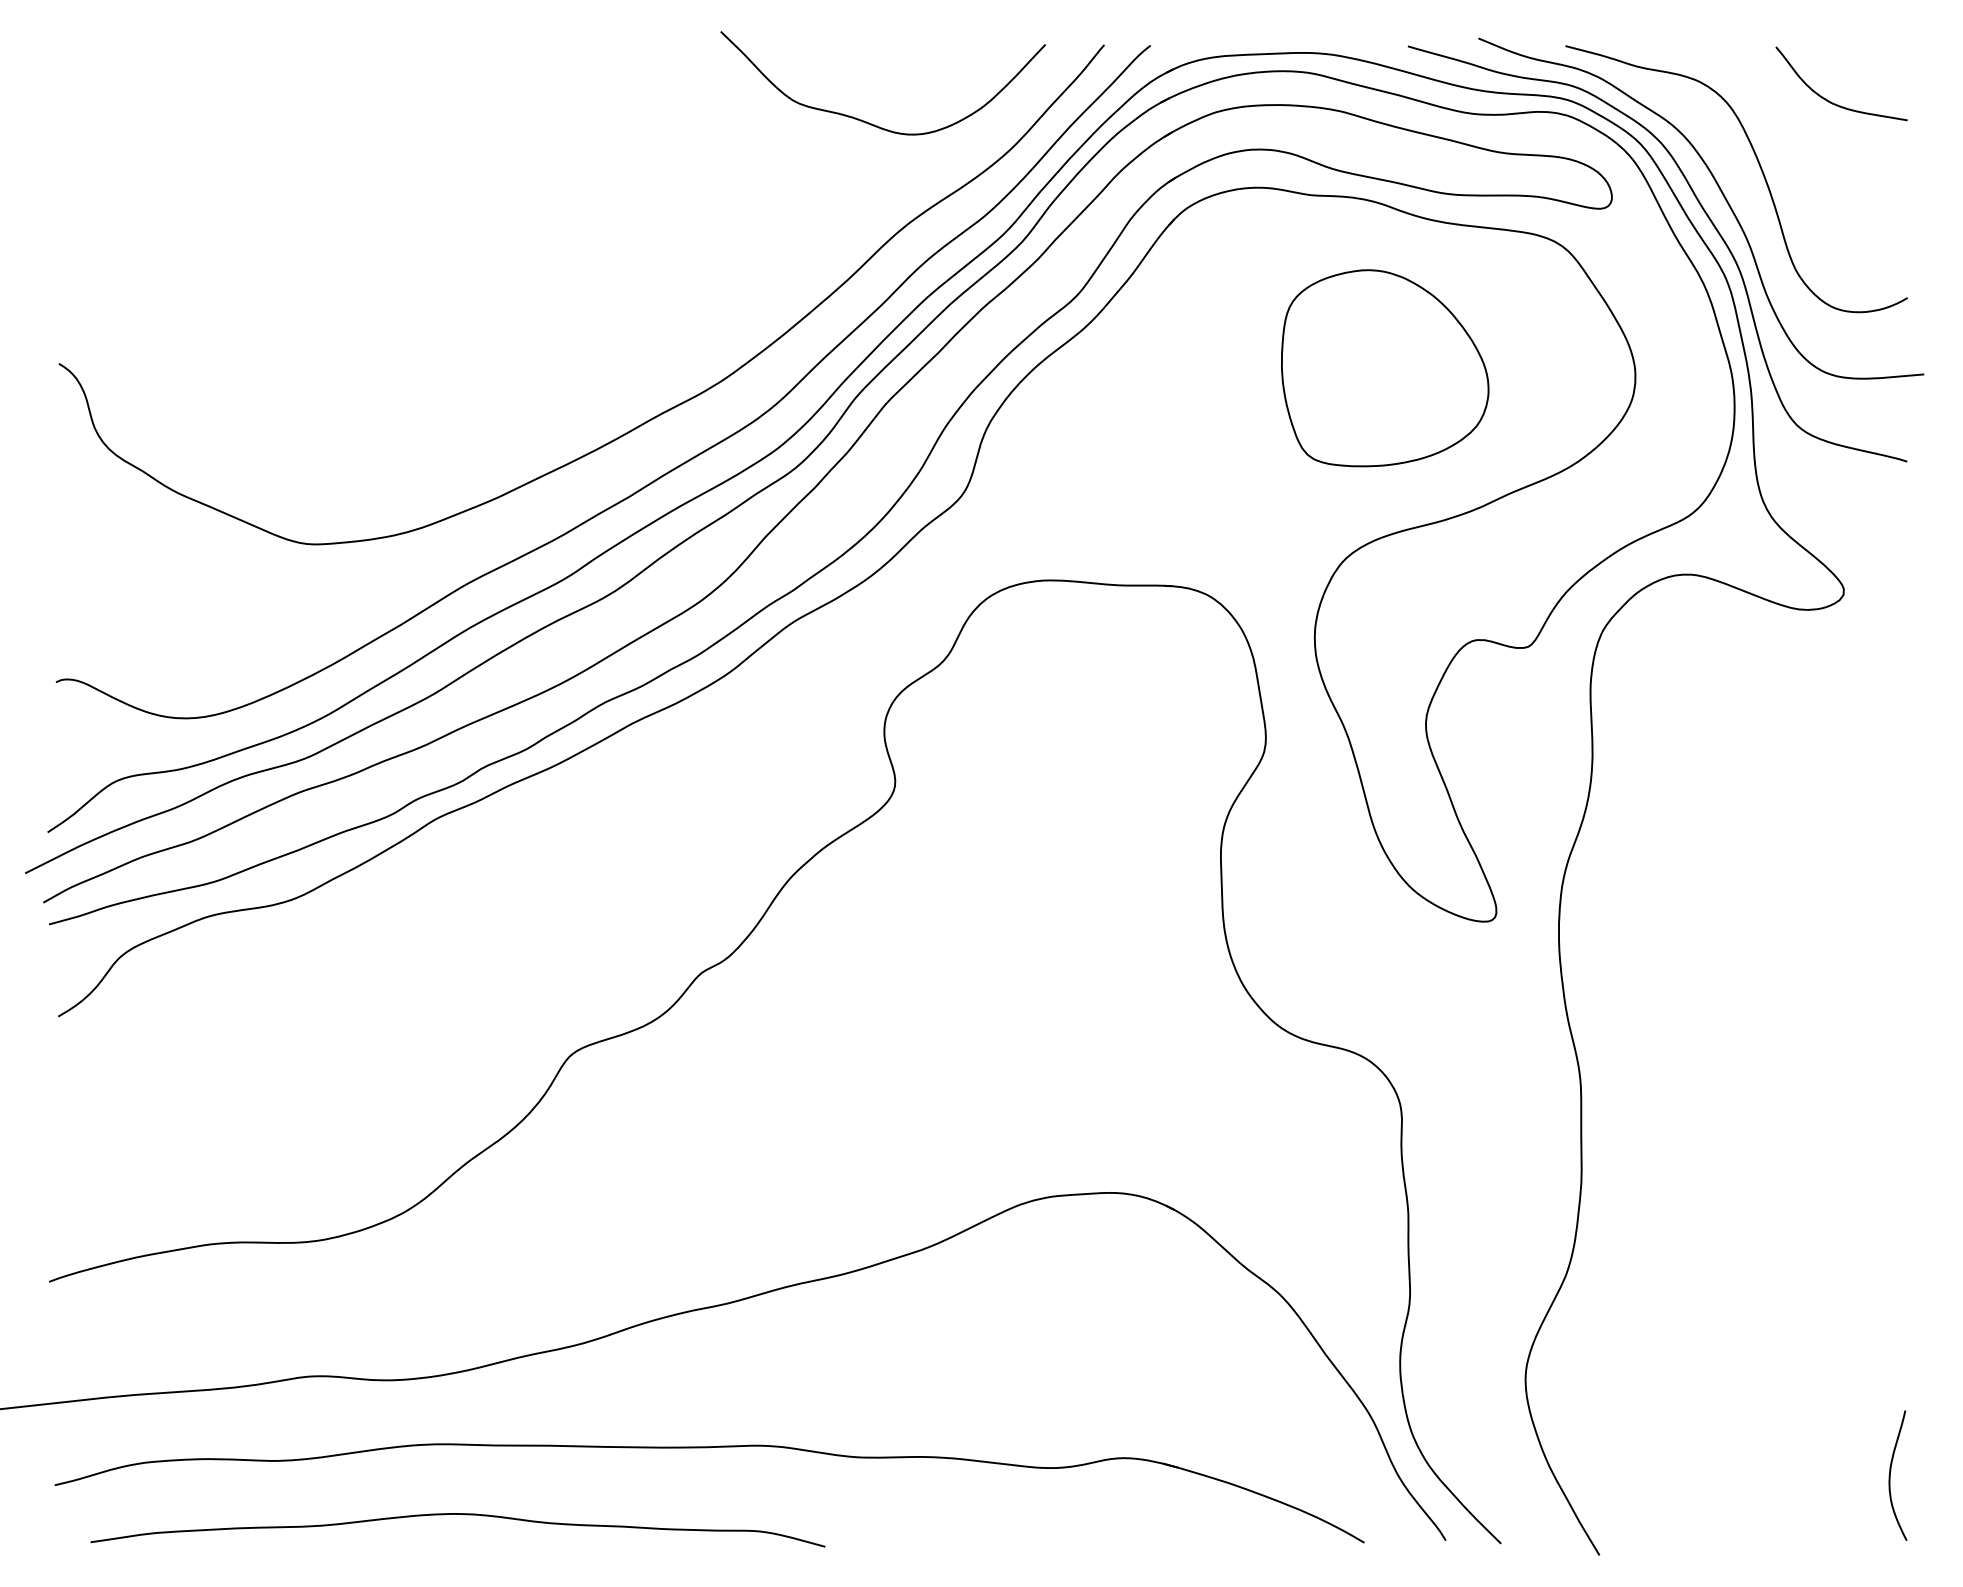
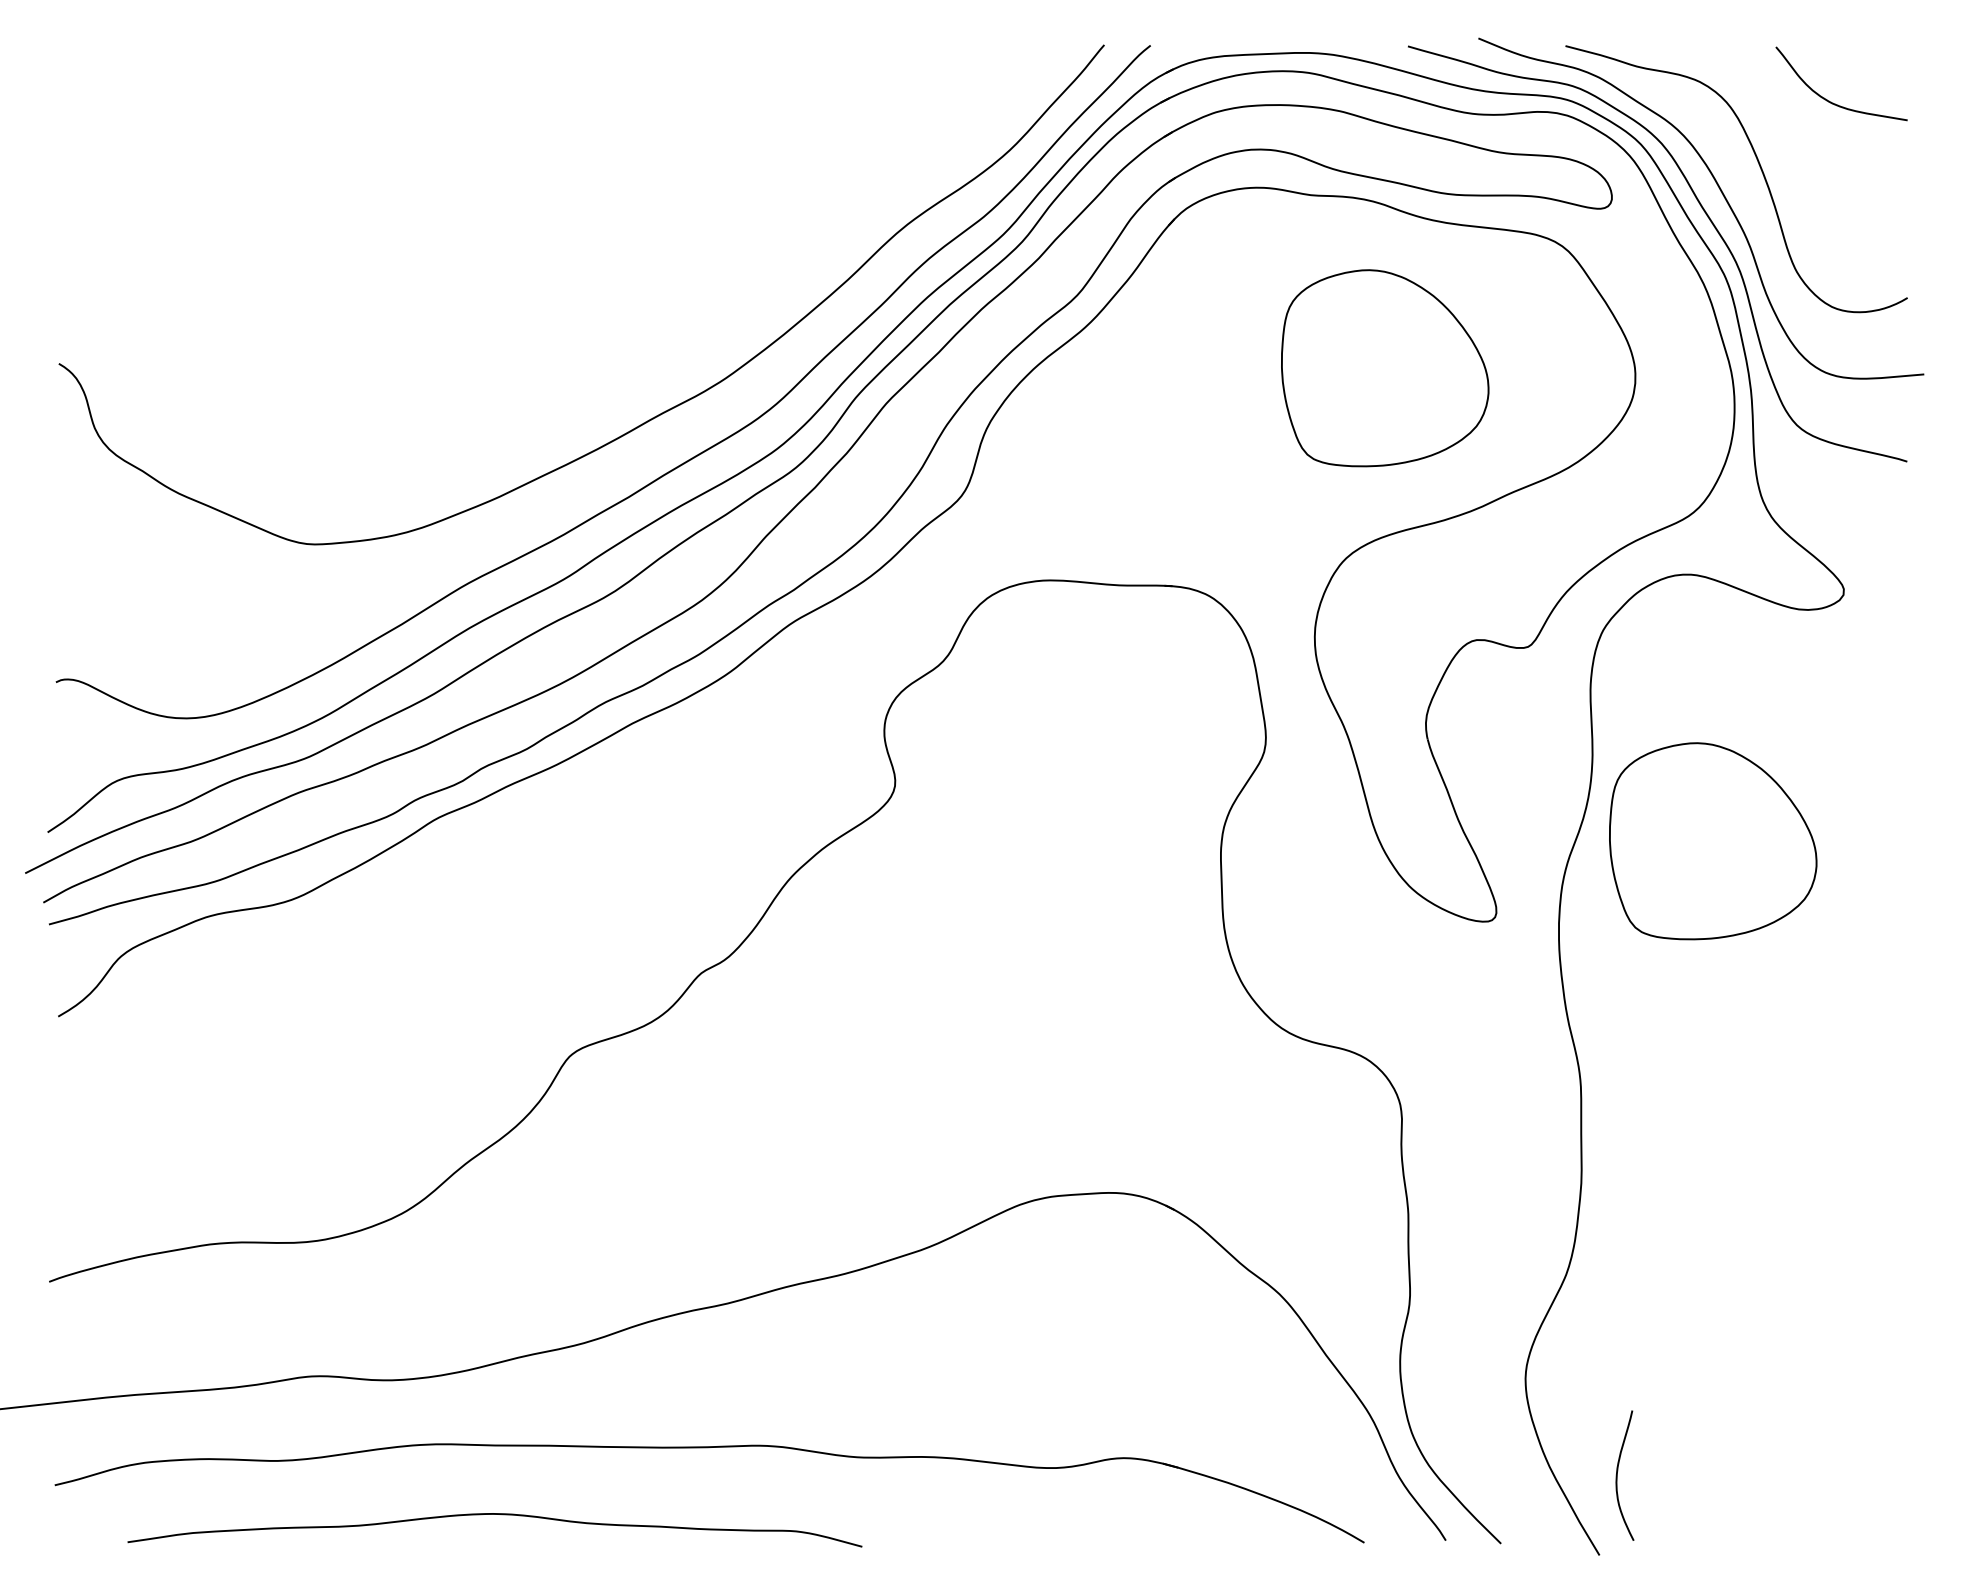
curve: present -> none (869, 122)
part: none -> present (1713, 841)
curve position: (1890, 1475) -> (1617, 1475) (1617, 1475)
curve position: (457, 1514) -> (494, 1514) (494, 1514)
